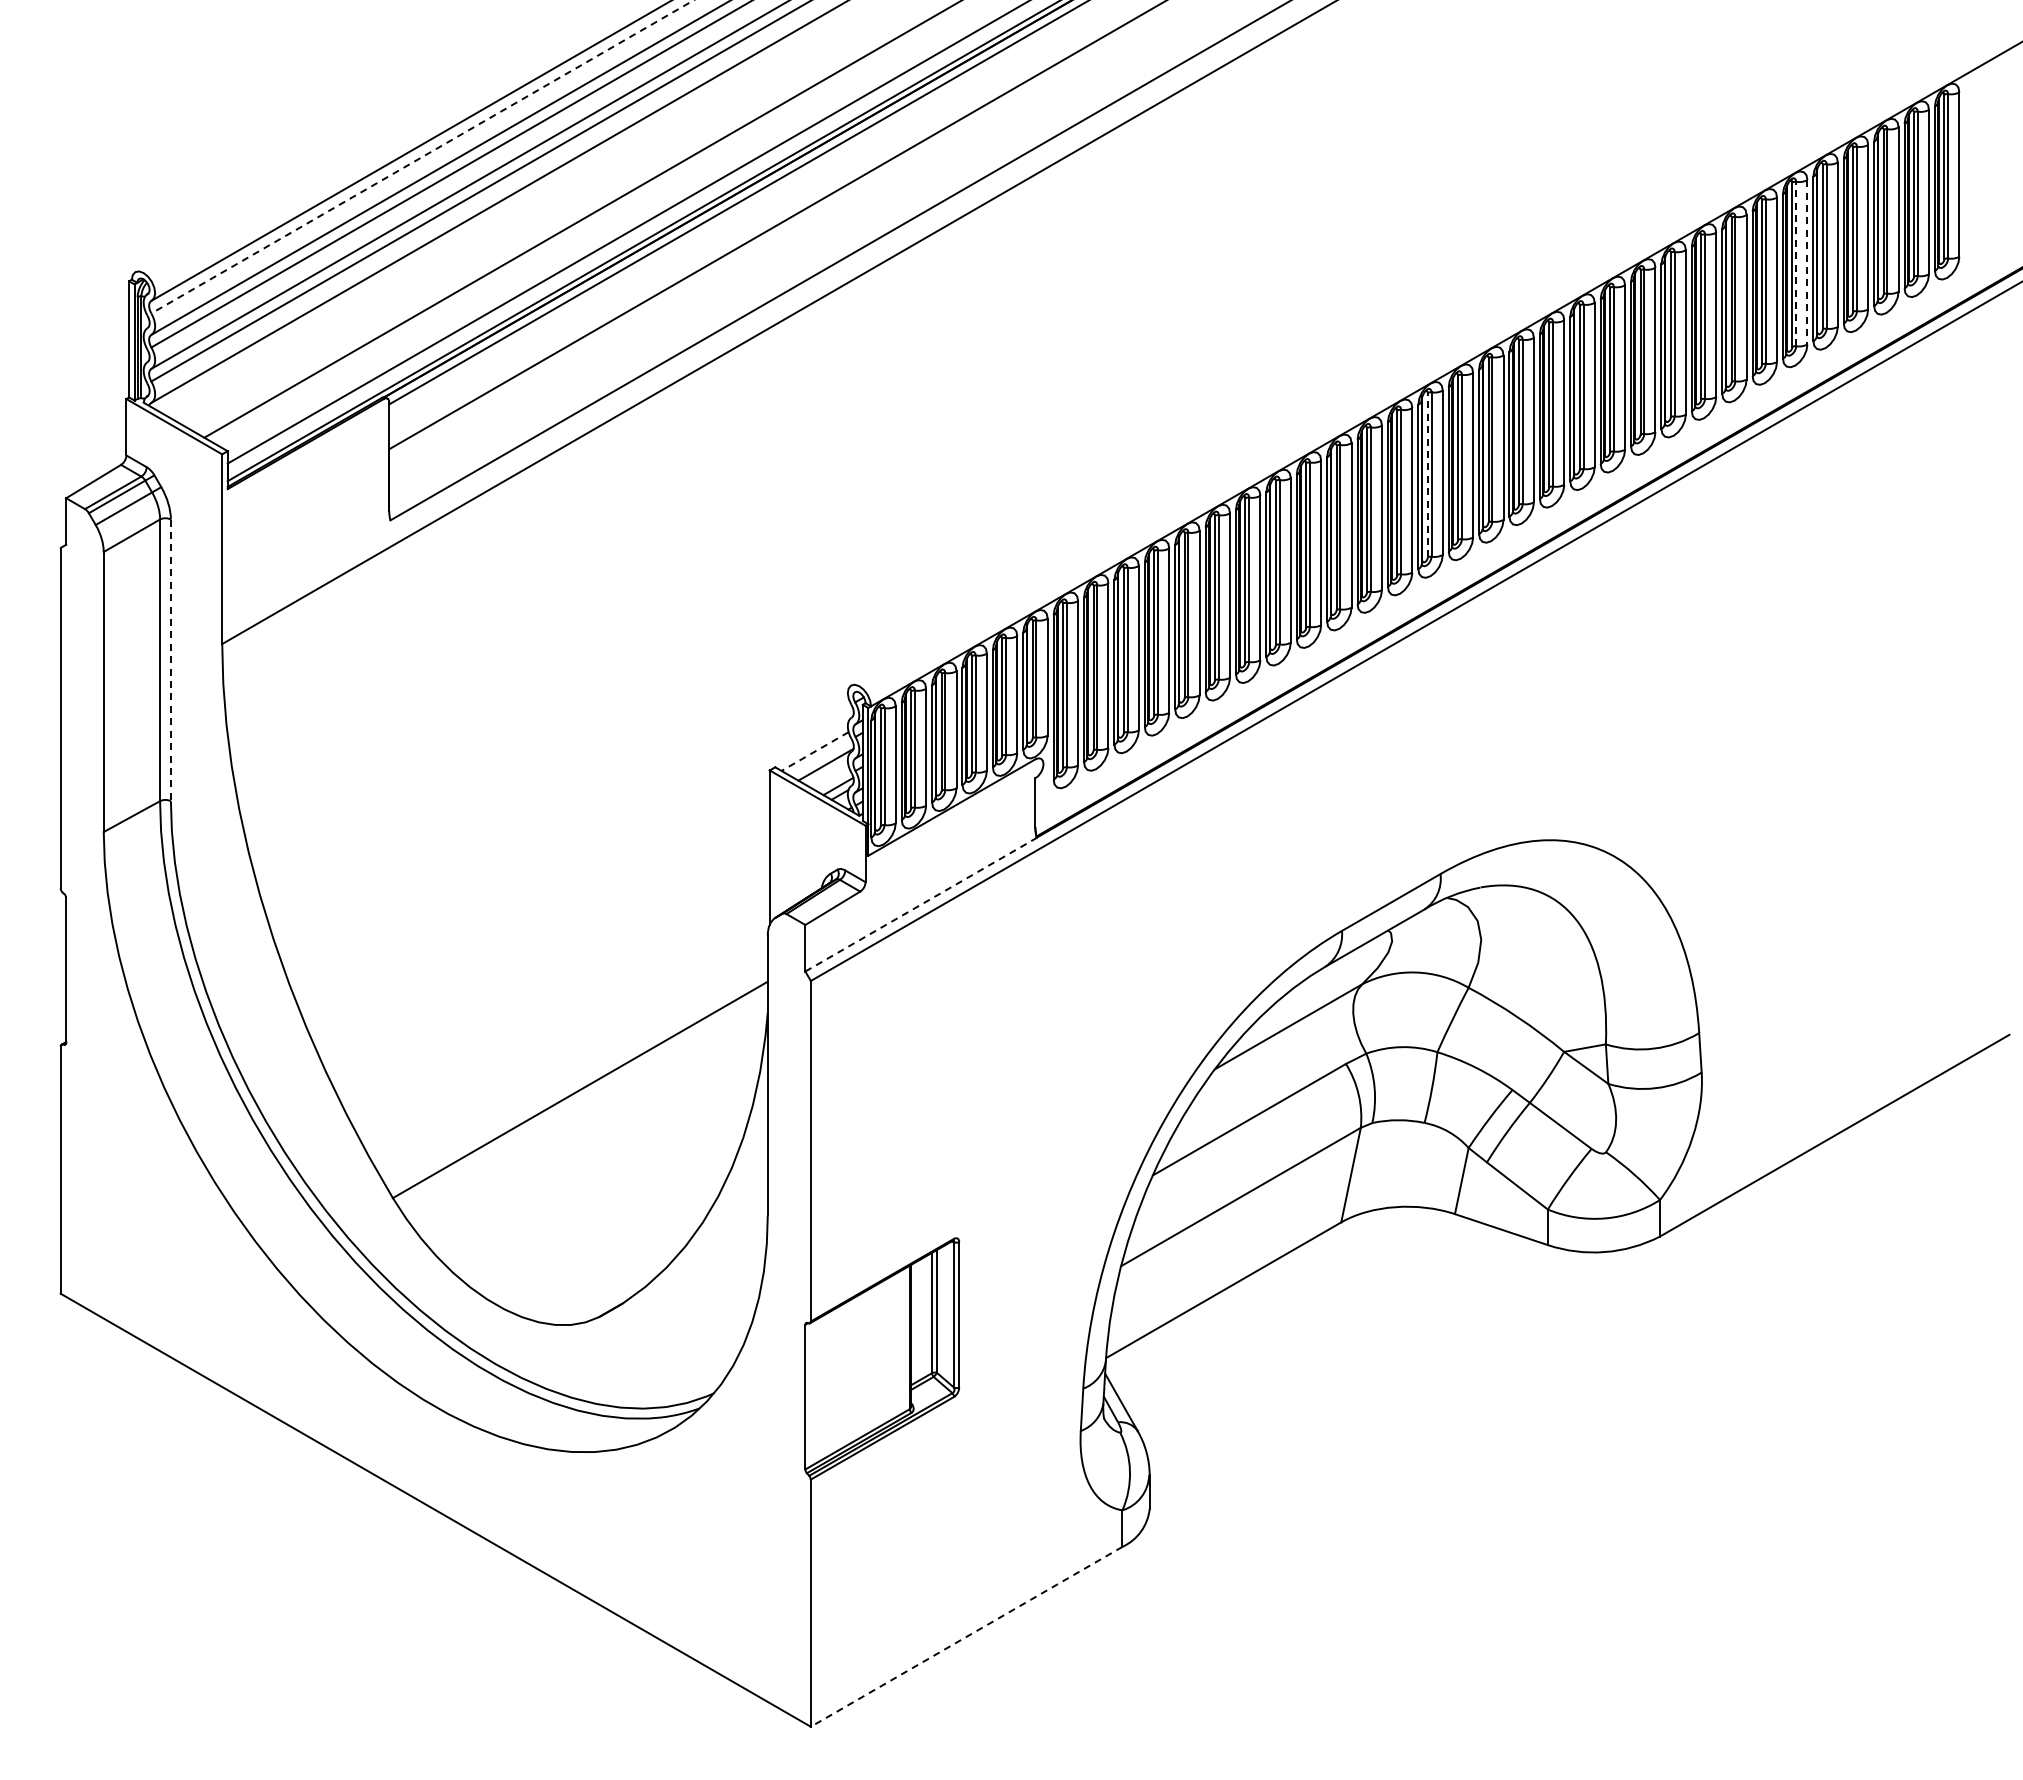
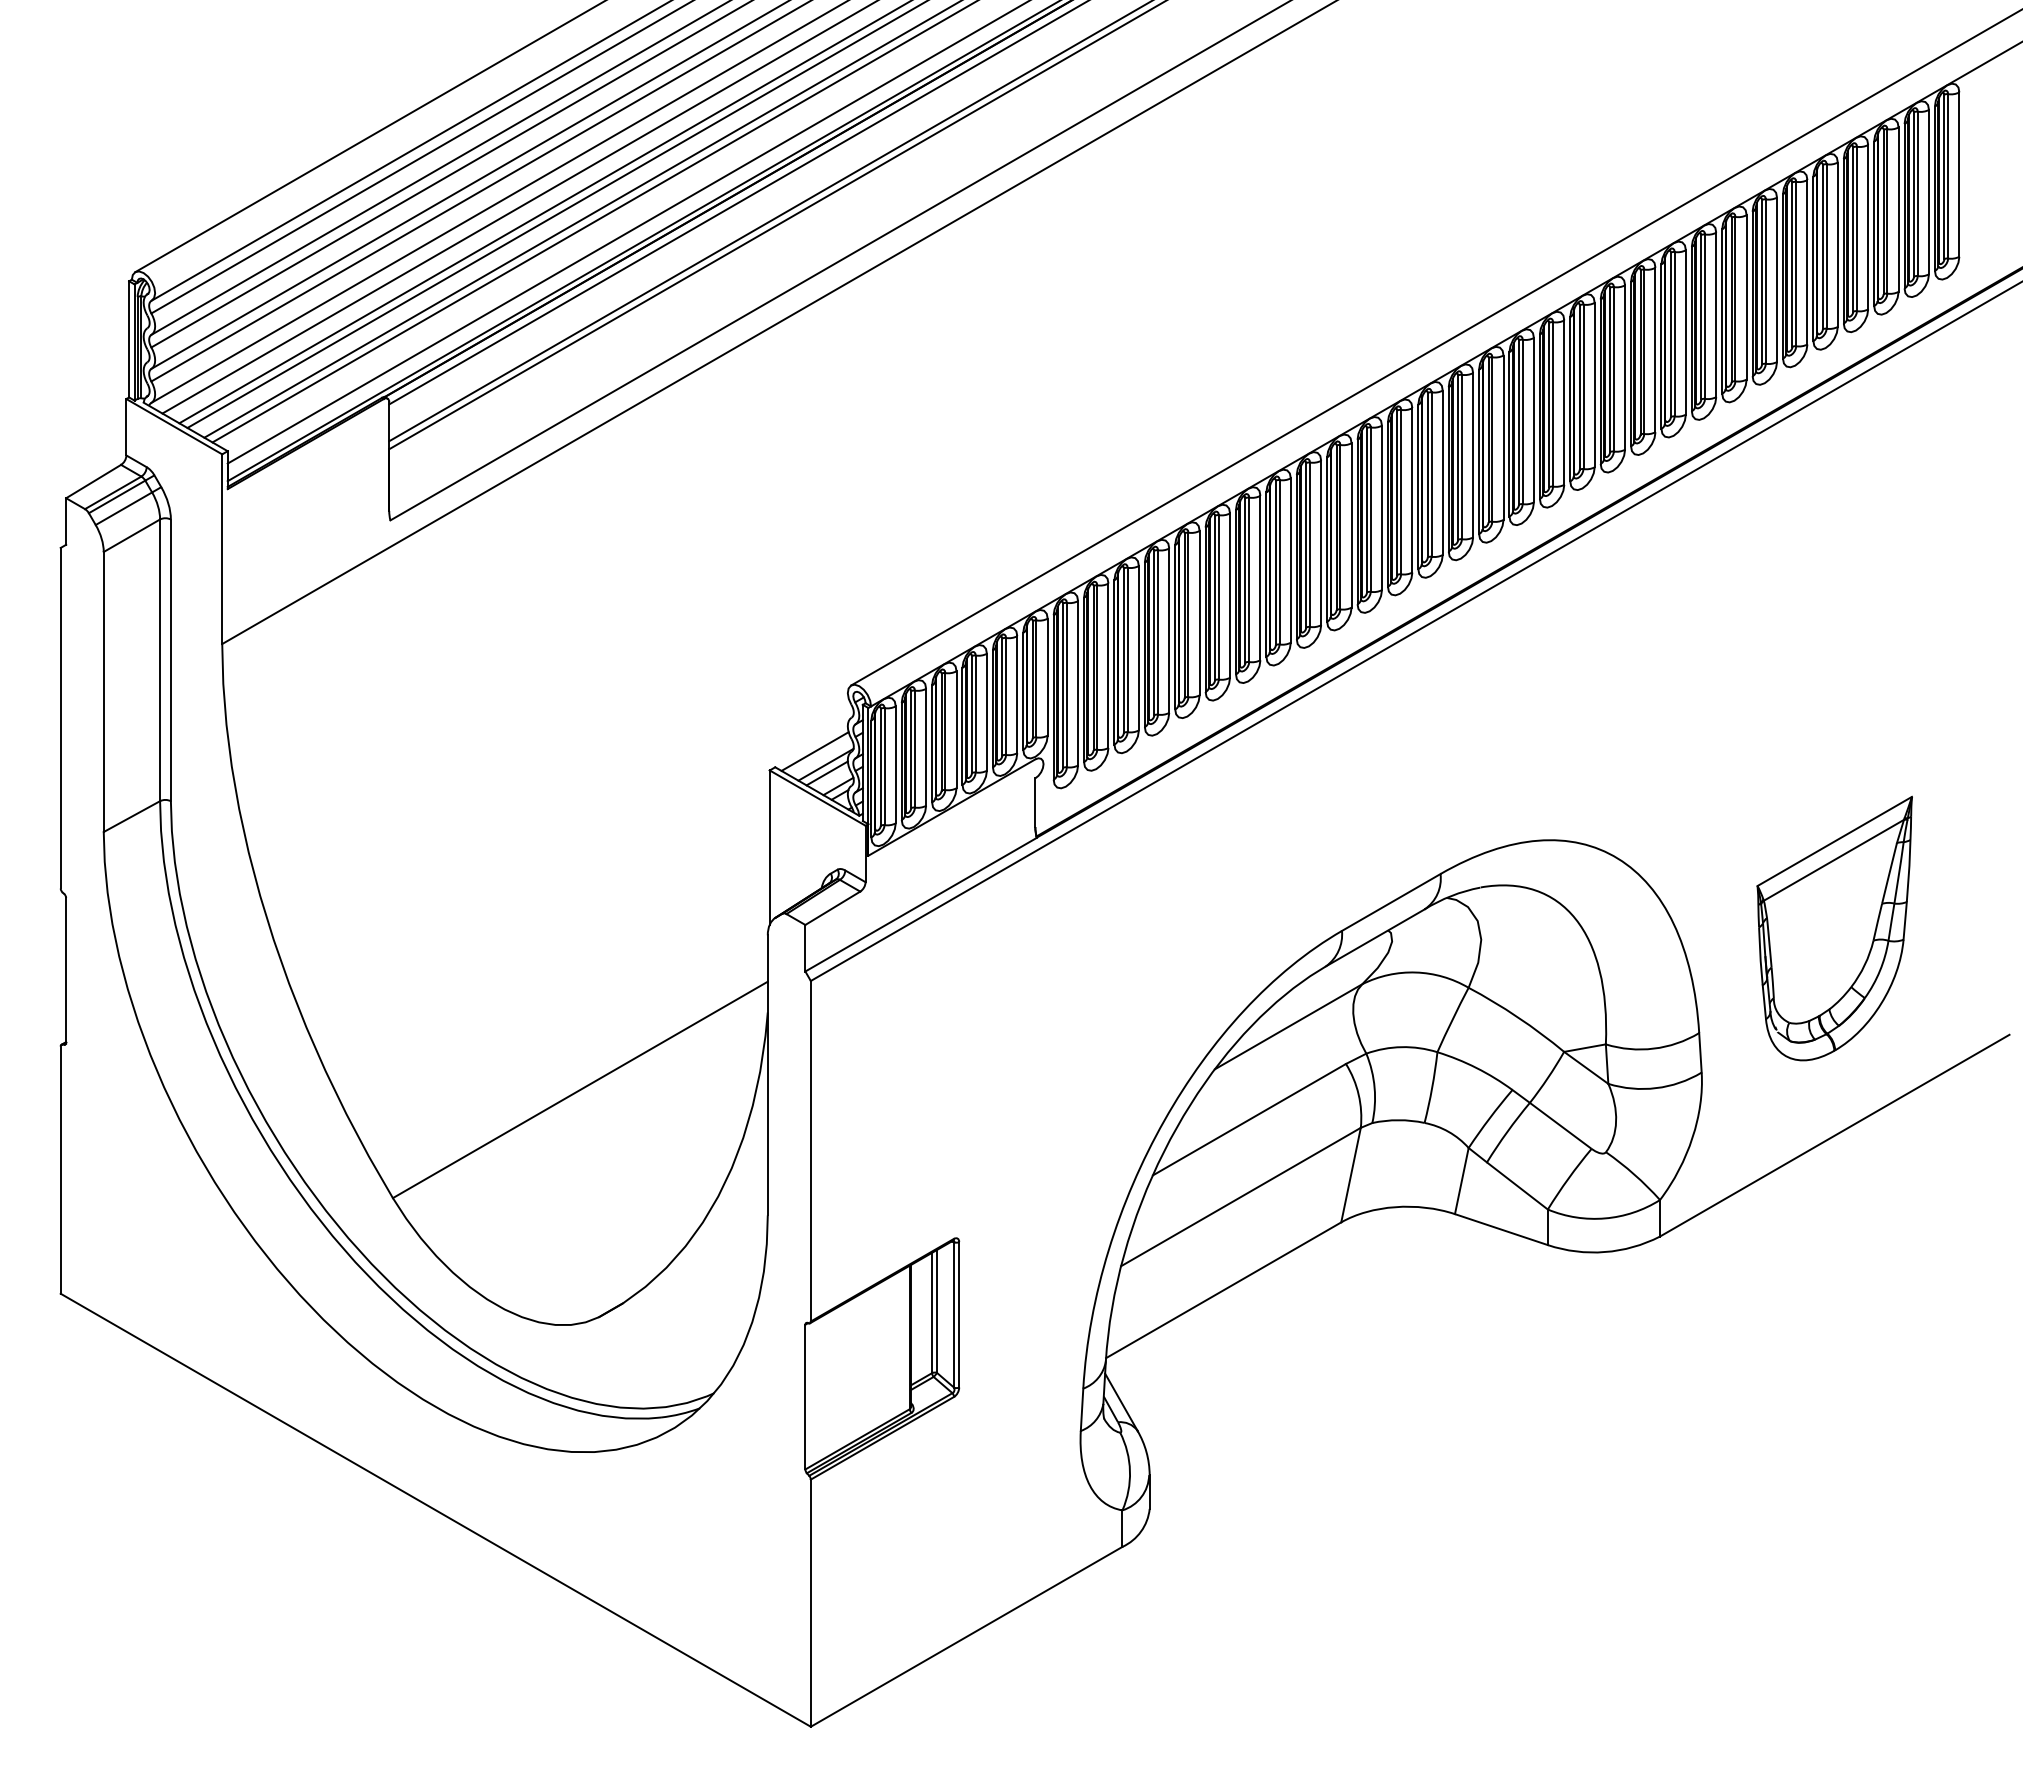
line: none -> present (369, 137)
line: dashed -> solid (422, 156)
line: none -> present (518, 207)
line: none -> present (543, 212)
line: none -> present (555, 214)
line: none -> present (769, 221)
line: none -> present (593, 222)
line: dashed -> solid (1807, 262)
line: dashed -> solid (1796, 263)
line: none -> present (1435, 347)
line: dashed -> solid (1427, 474)
line: dashed -> solid (170, 660)
line: dashed -> solid (815, 751)
line: none -> present (826, 773)
line: dashed -> solid (921, 904)
part: none -> present (1834, 928)
line: dashed -> solid (966, 1636)
